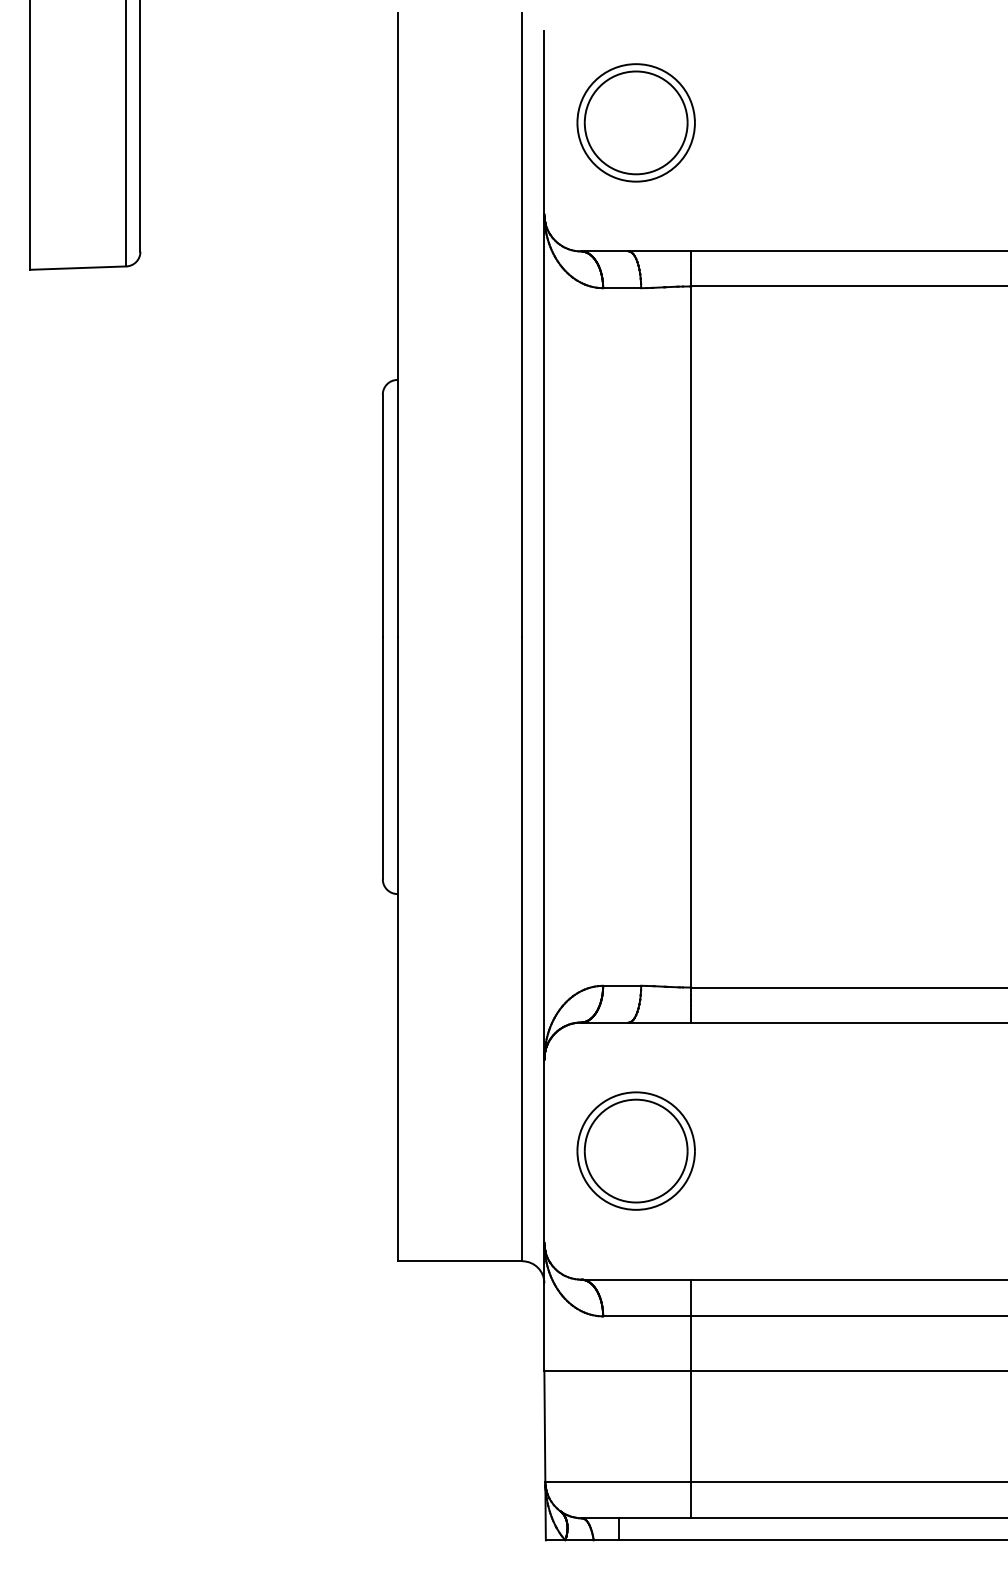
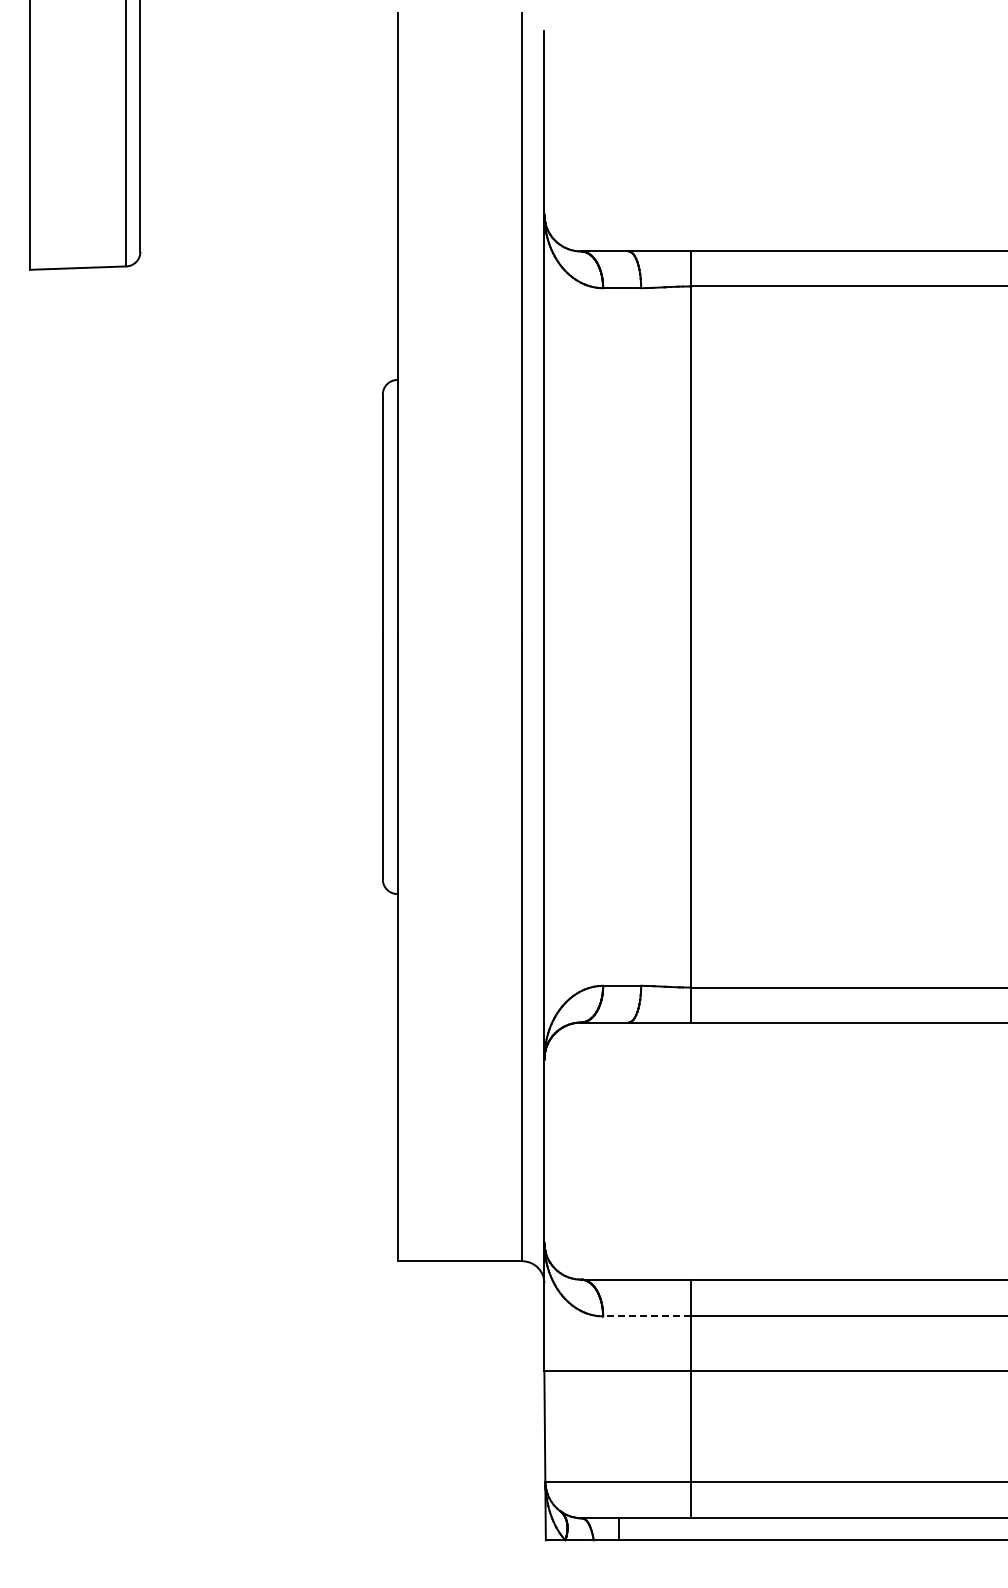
part: present -> none (635, 122)
part: present -> none (635, 1150)
line: solid -> dashed (646, 1316)
